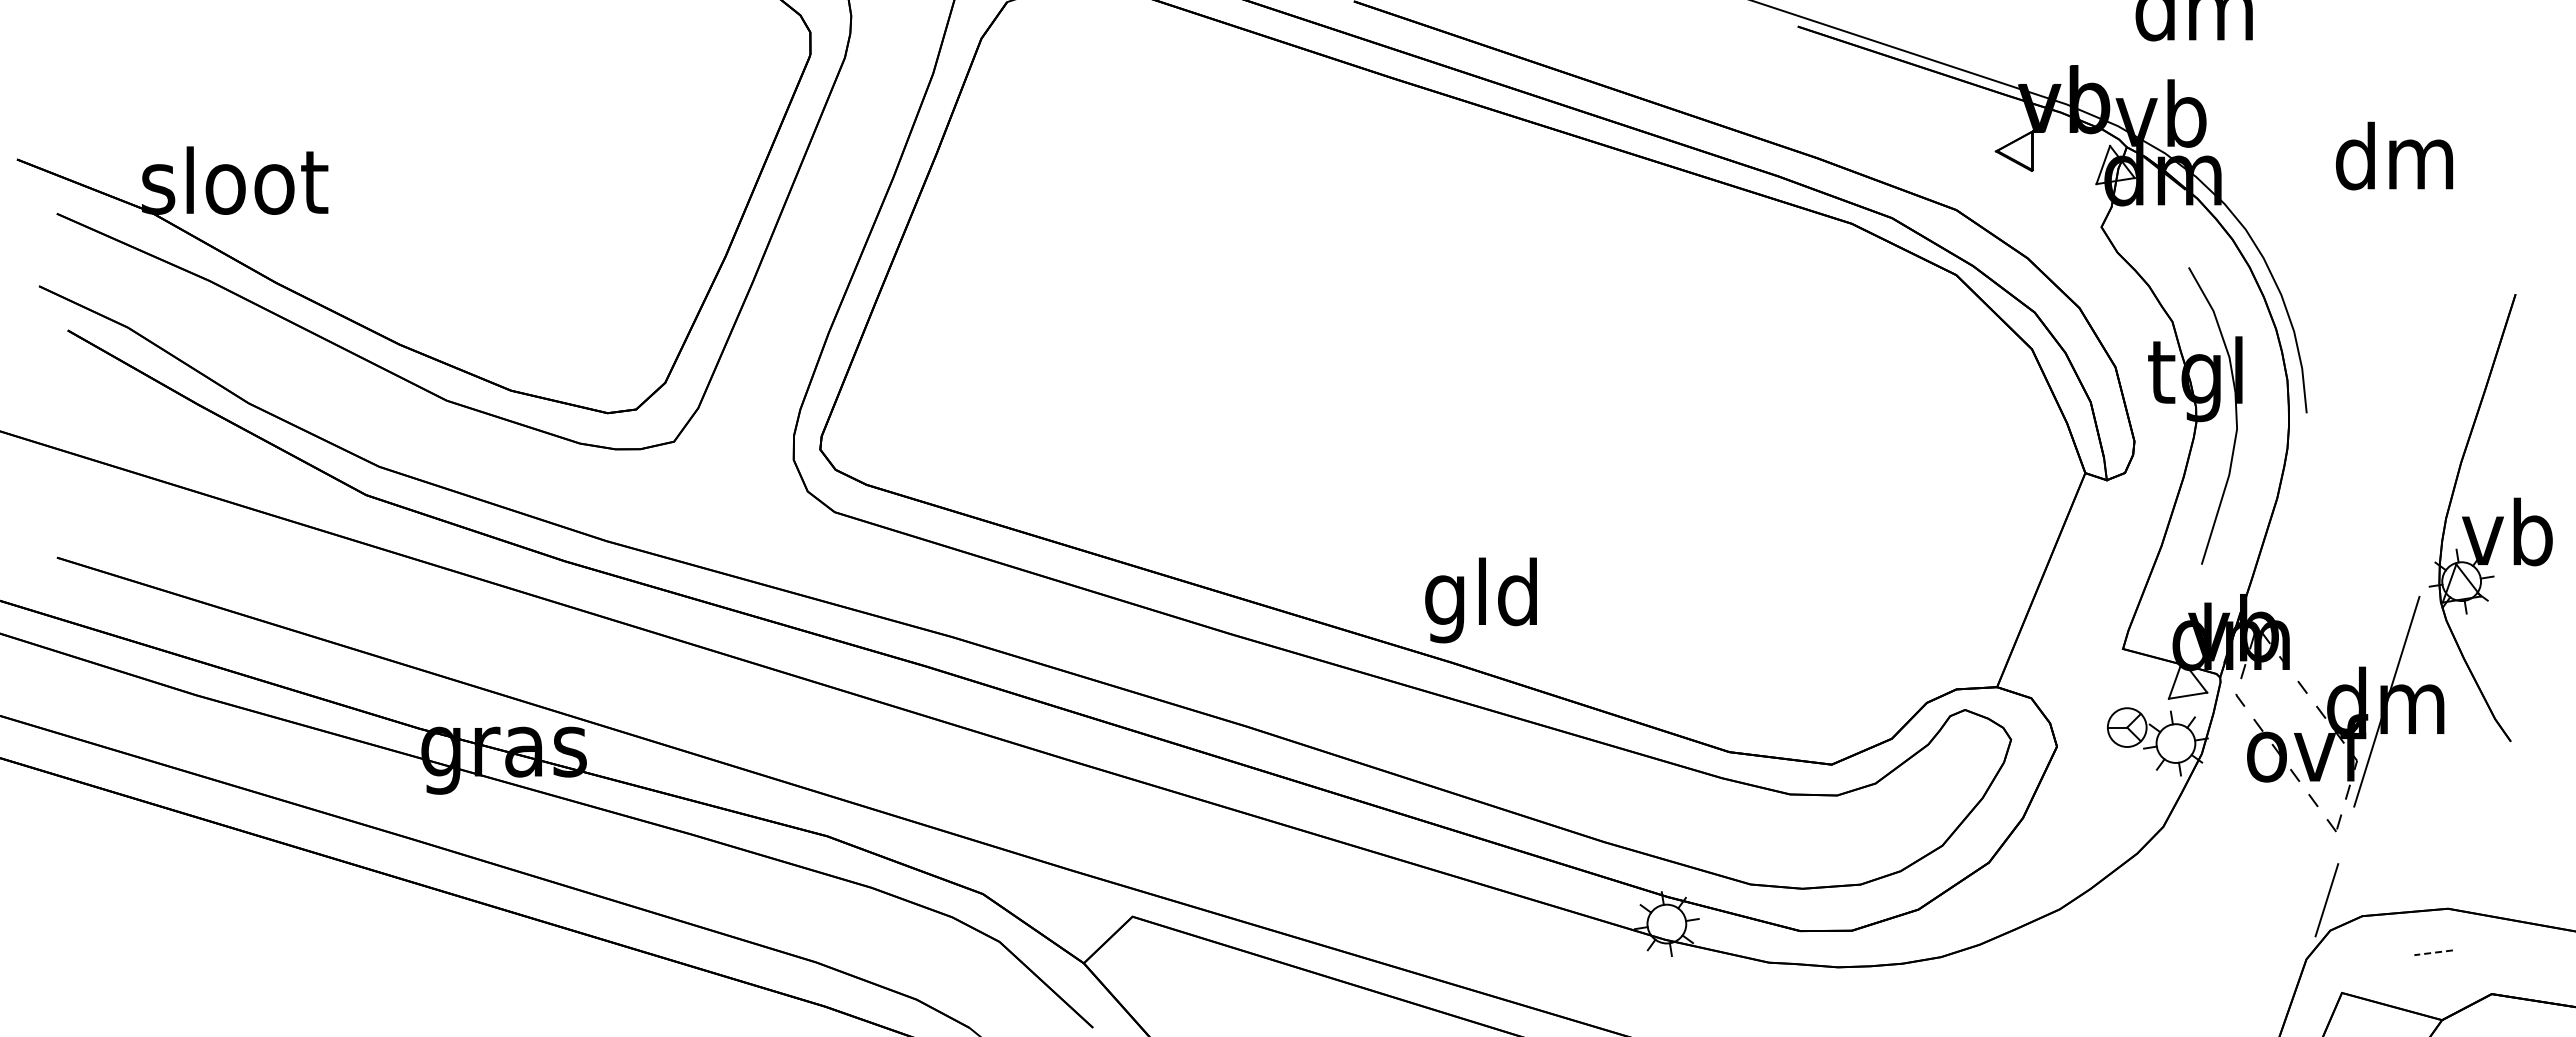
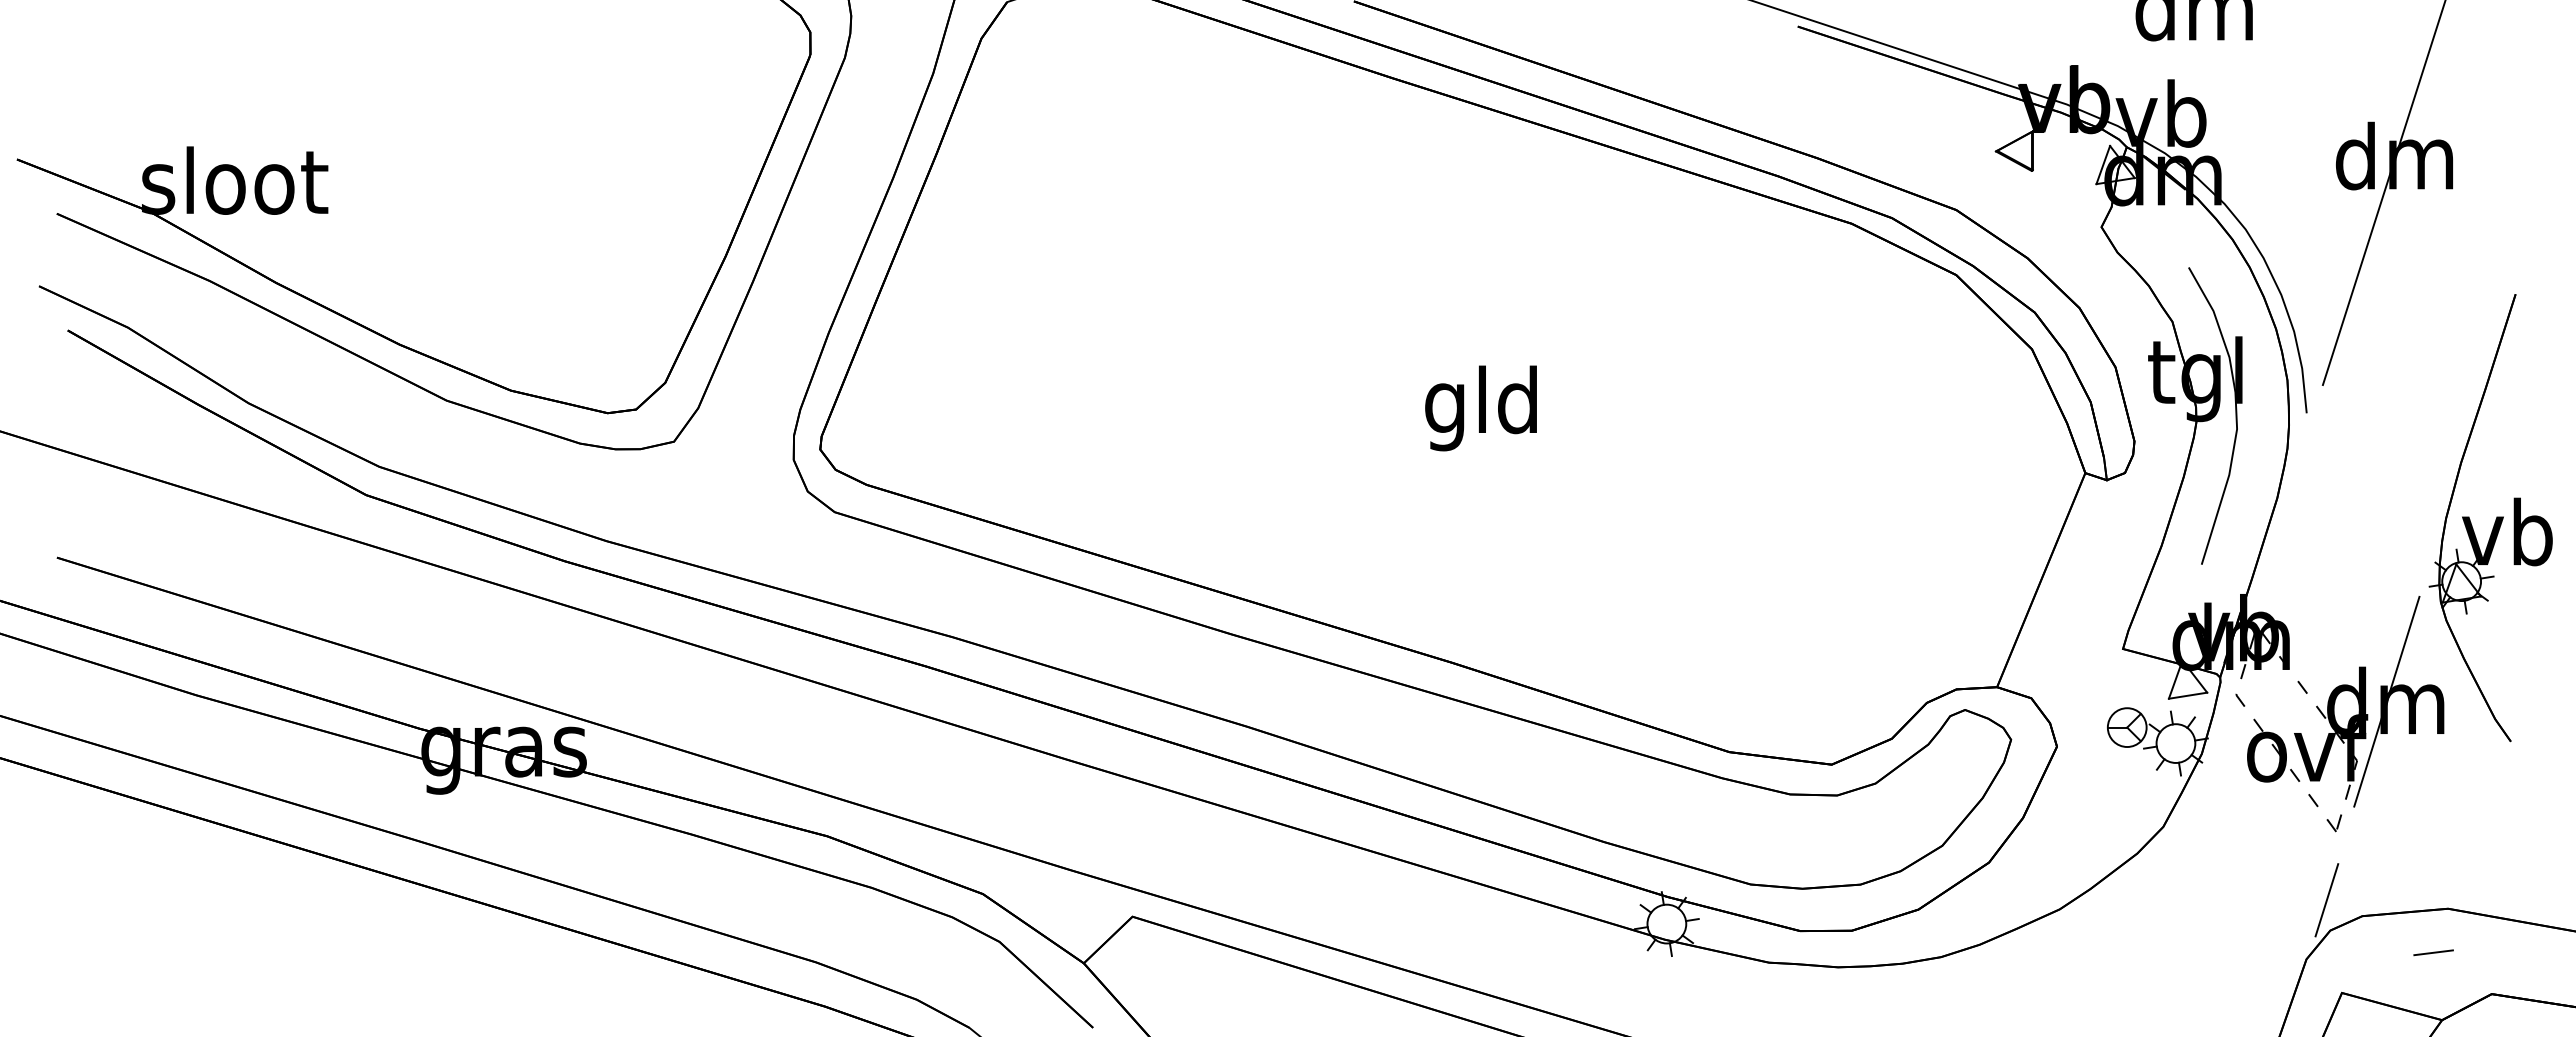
line: none -> present (2383, 193)
text position: (1480, 600) -> (1480, 408) (1480, 408)
line: dashed -> solid (2433, 952)
